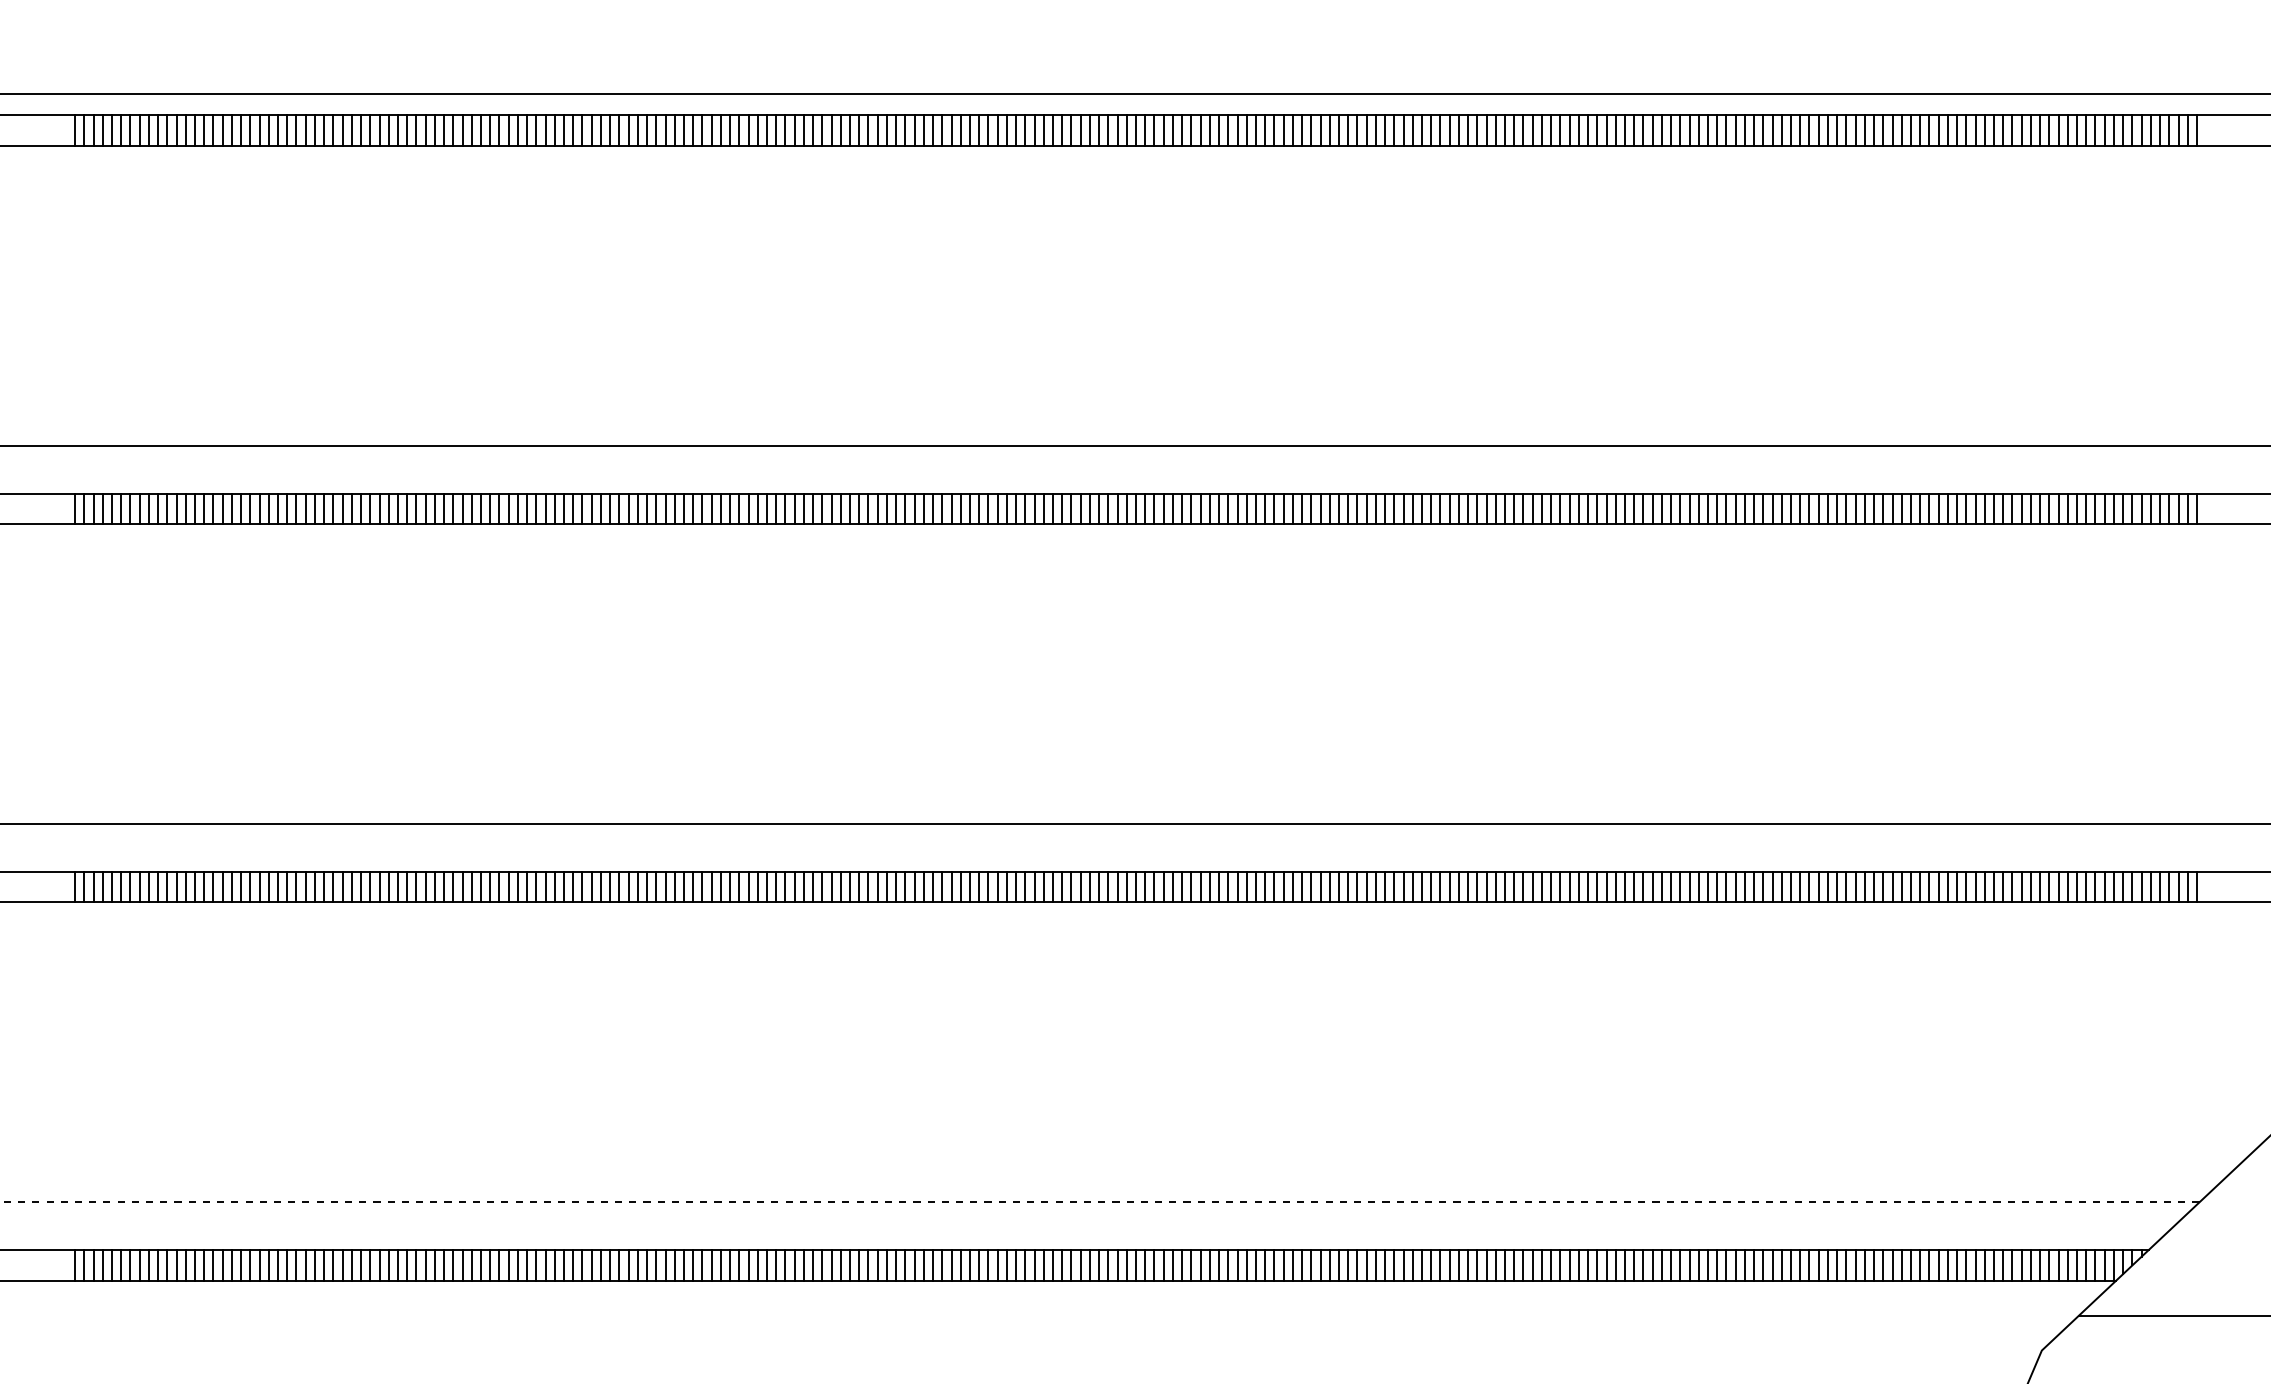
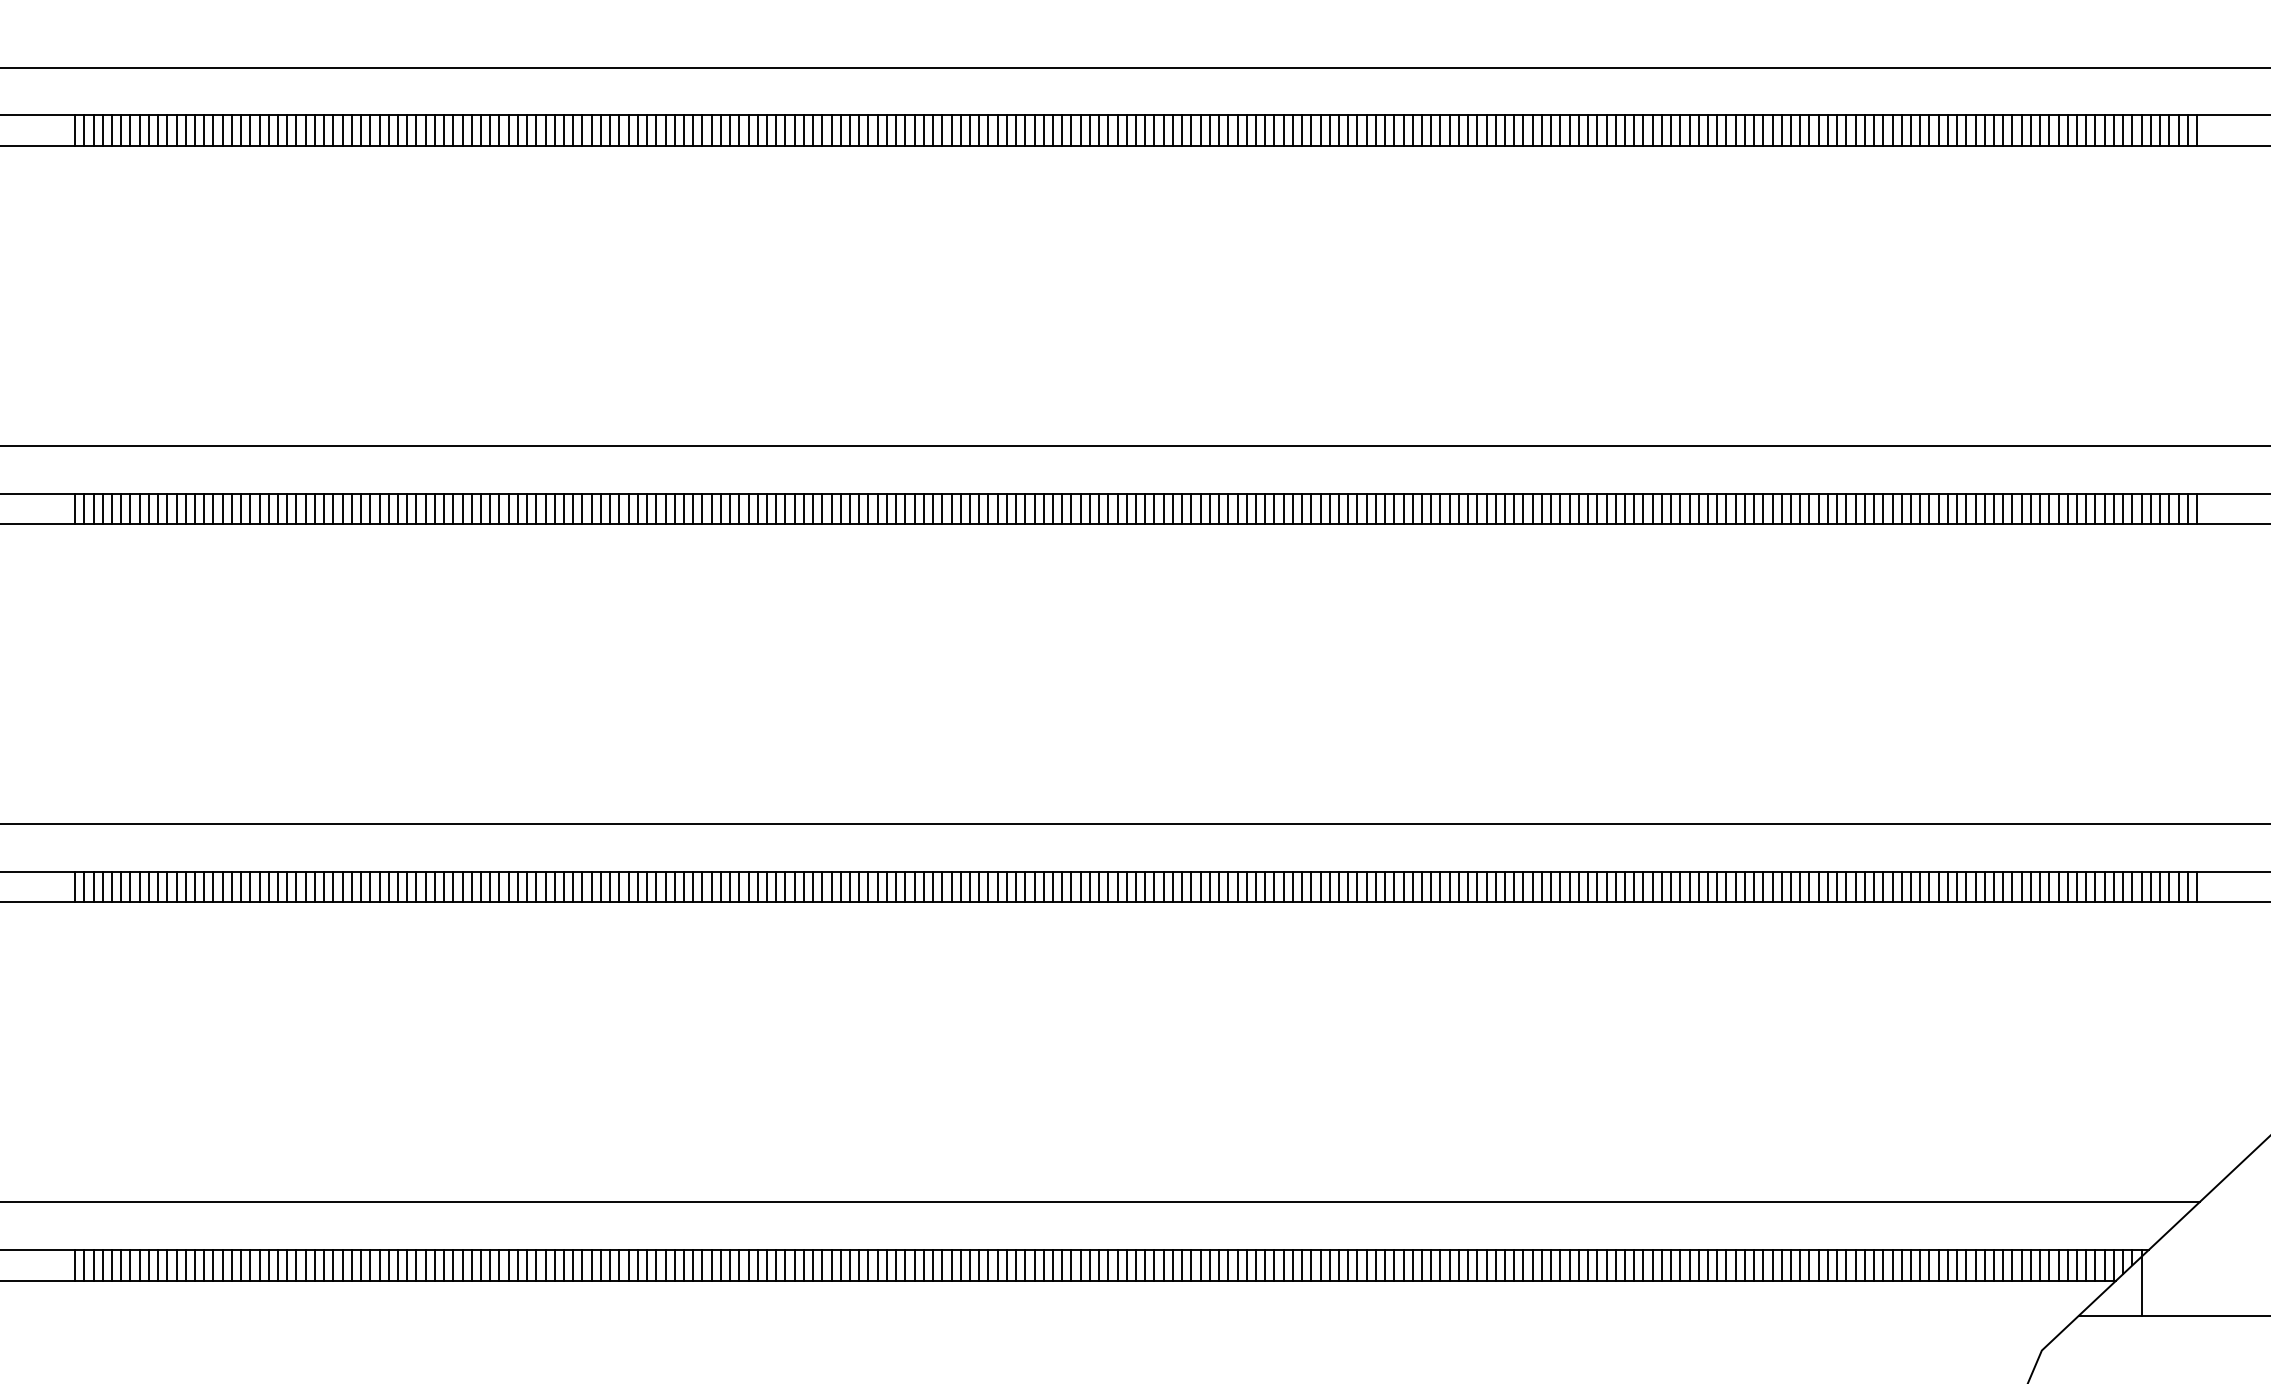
line position: (1134, 93) -> (1134, 67) (1134, 67)
line: dashed -> solid (1099, 1202)
line: none -> present (2141, 1285)
